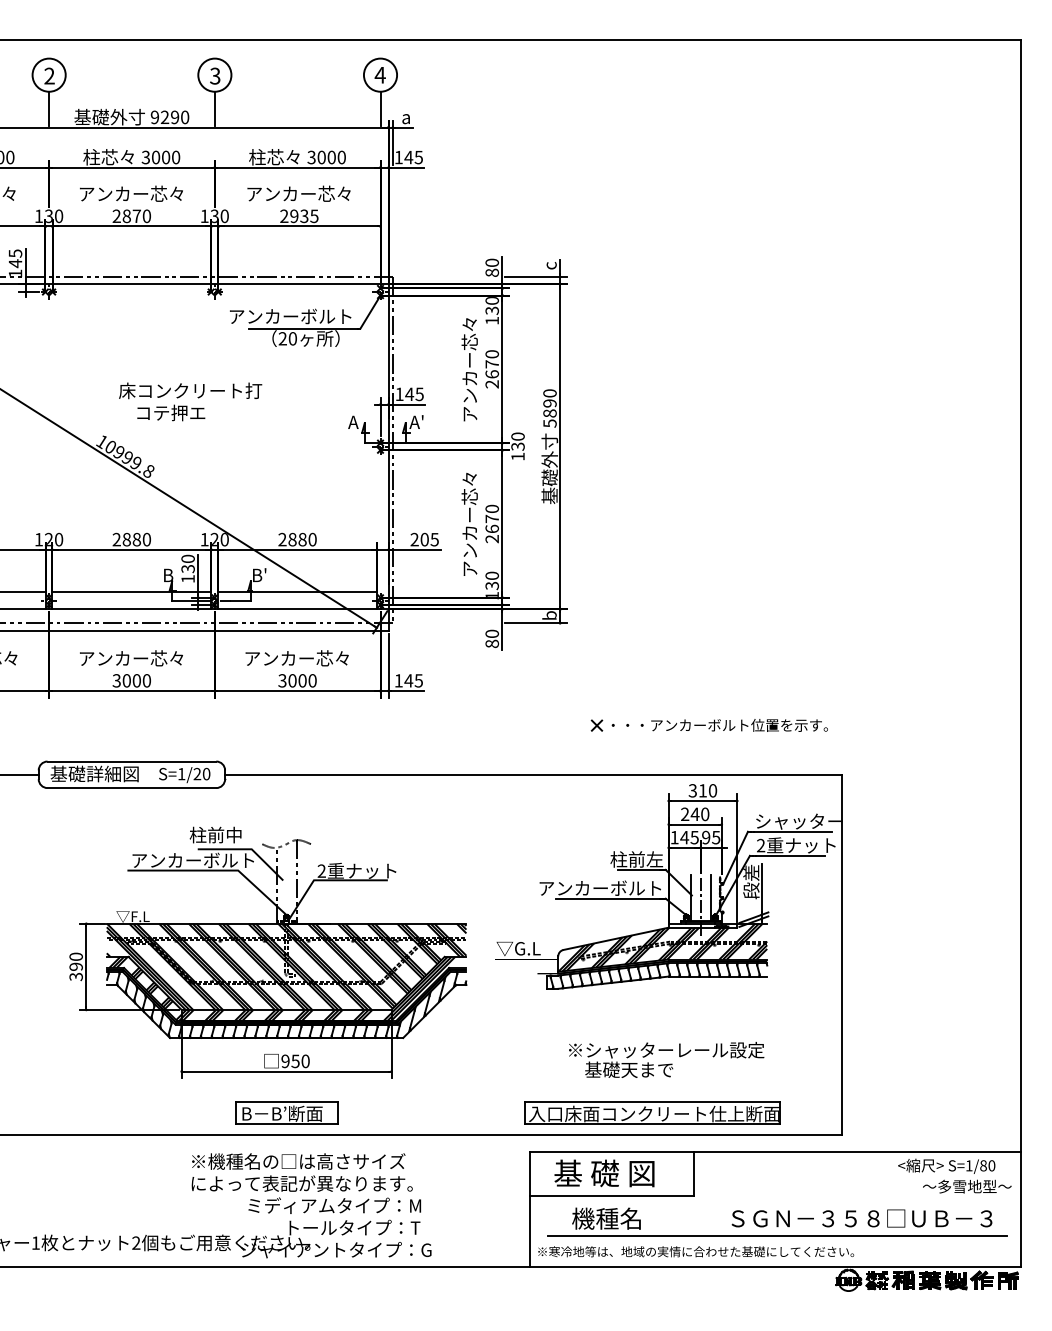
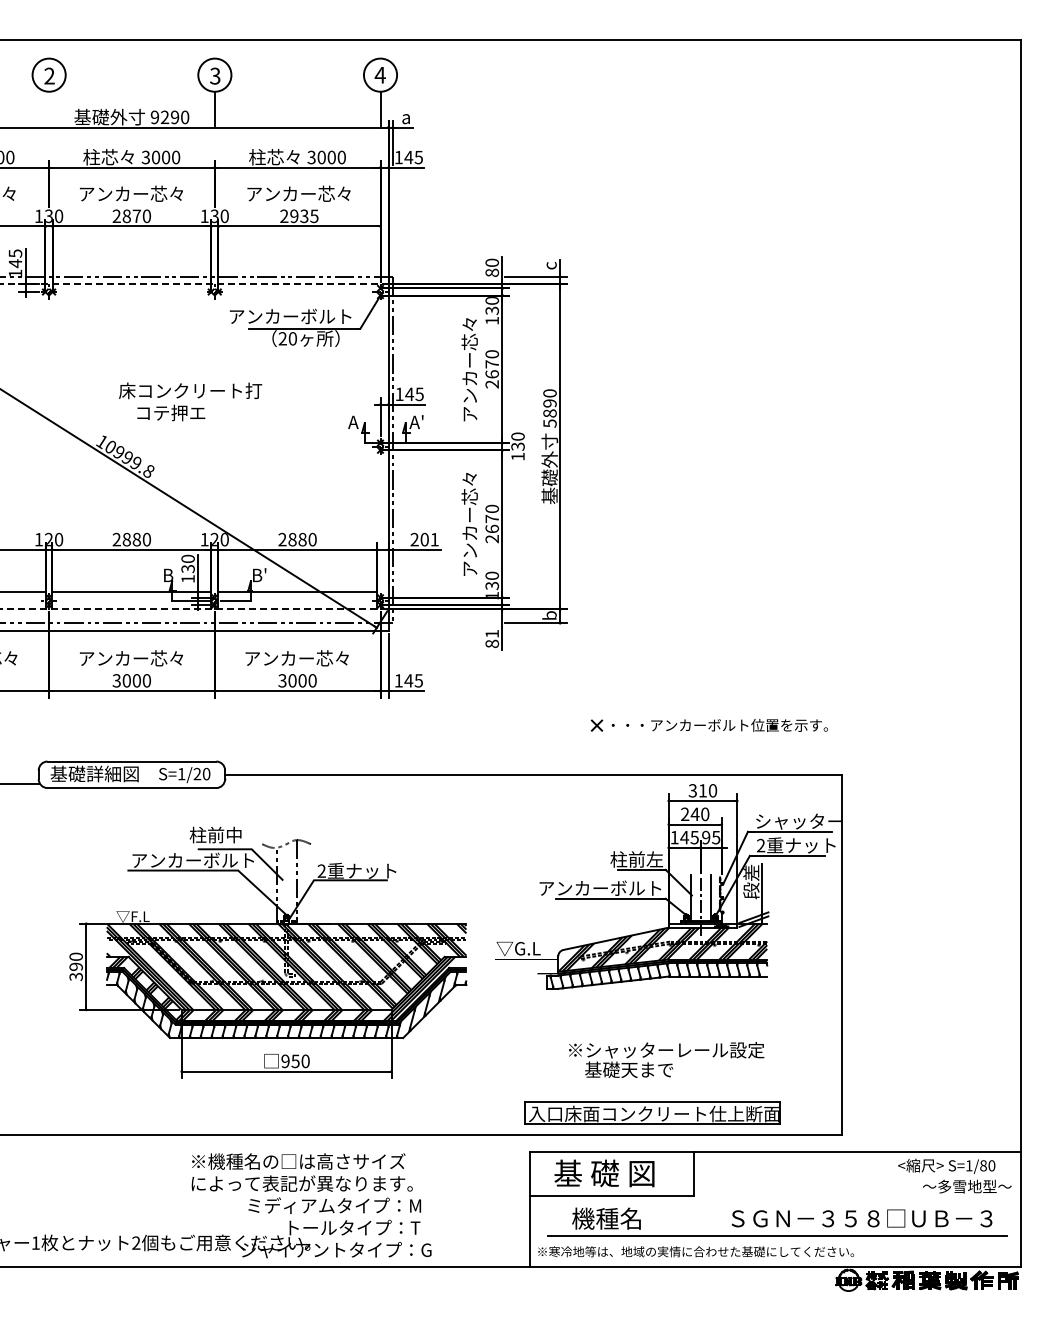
line: present -> none (49, 108)
line: solid -> dashed (193, 284)
text: 205 -> 201 (434, 539)
line: solid -> dashed (194, 609)
text: 80 -> 81 (491, 633)
line position: (20, 774) -> (20, 783) (20, 783)
part: present -> none (286, 1112)
